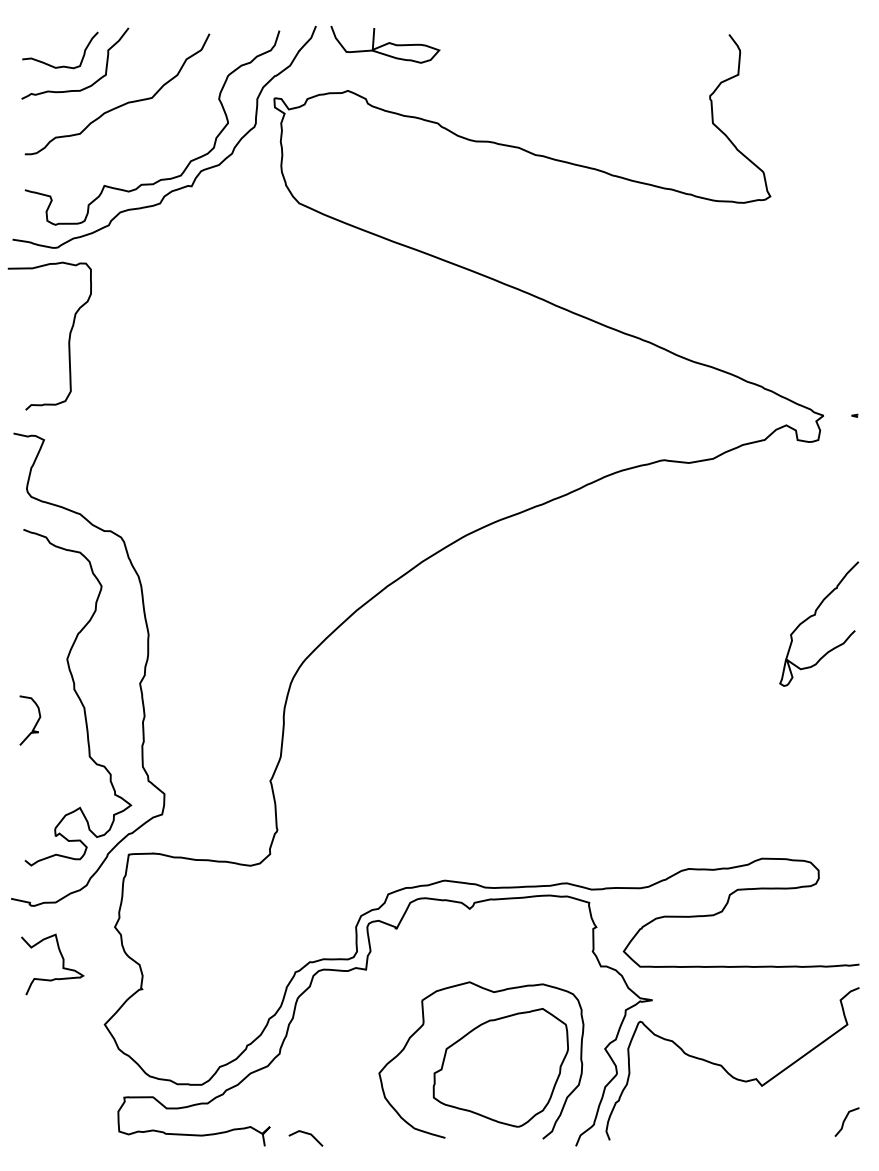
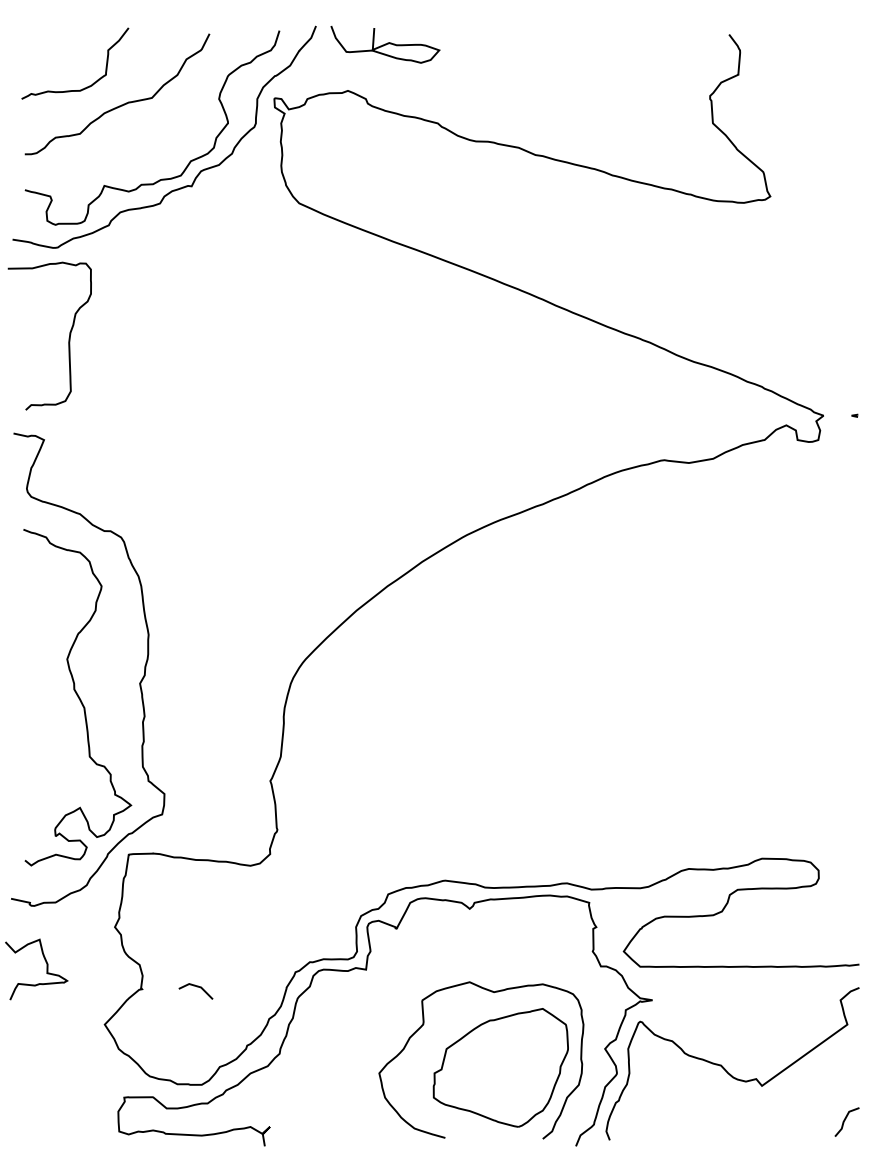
curve: present -> none (62, 65)
curve: present -> none (815, 615)
curve: present -> none (35, 723)
curve position: (62, 964) -> (46, 969) (46, 969)
line position: (306, 1134) -> (196, 987) (196, 987)
